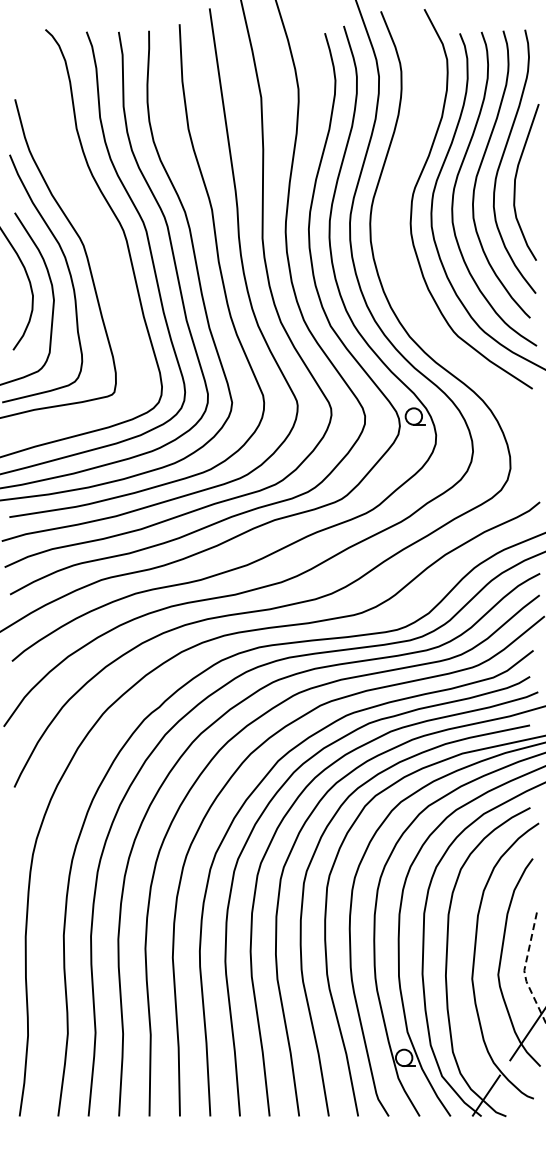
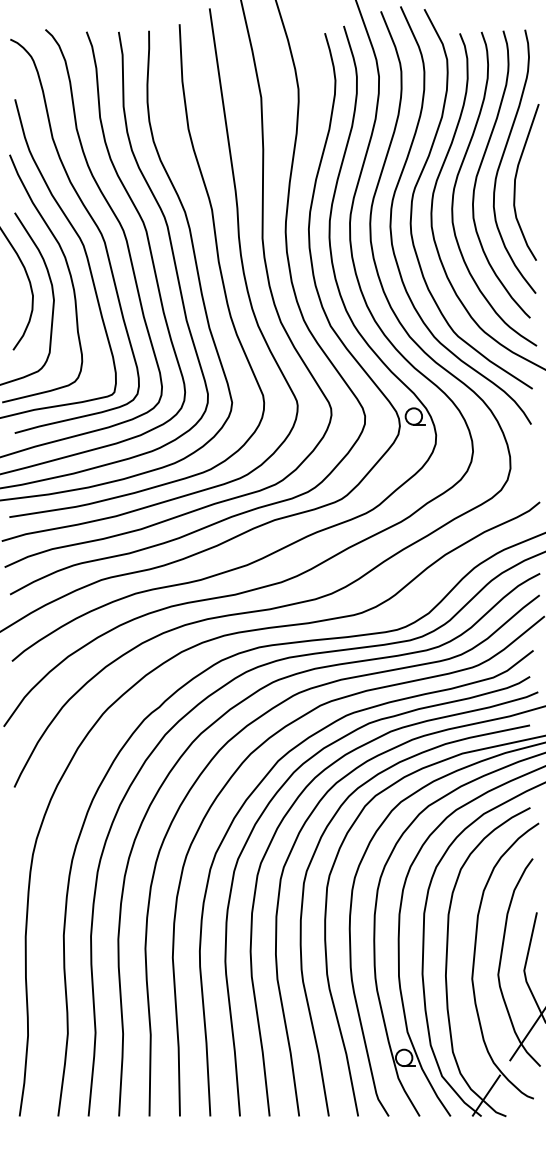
curve: none -> present (393, 203)
curve: none -> present (94, 224)
line: dashed -> solid (524, 970)
